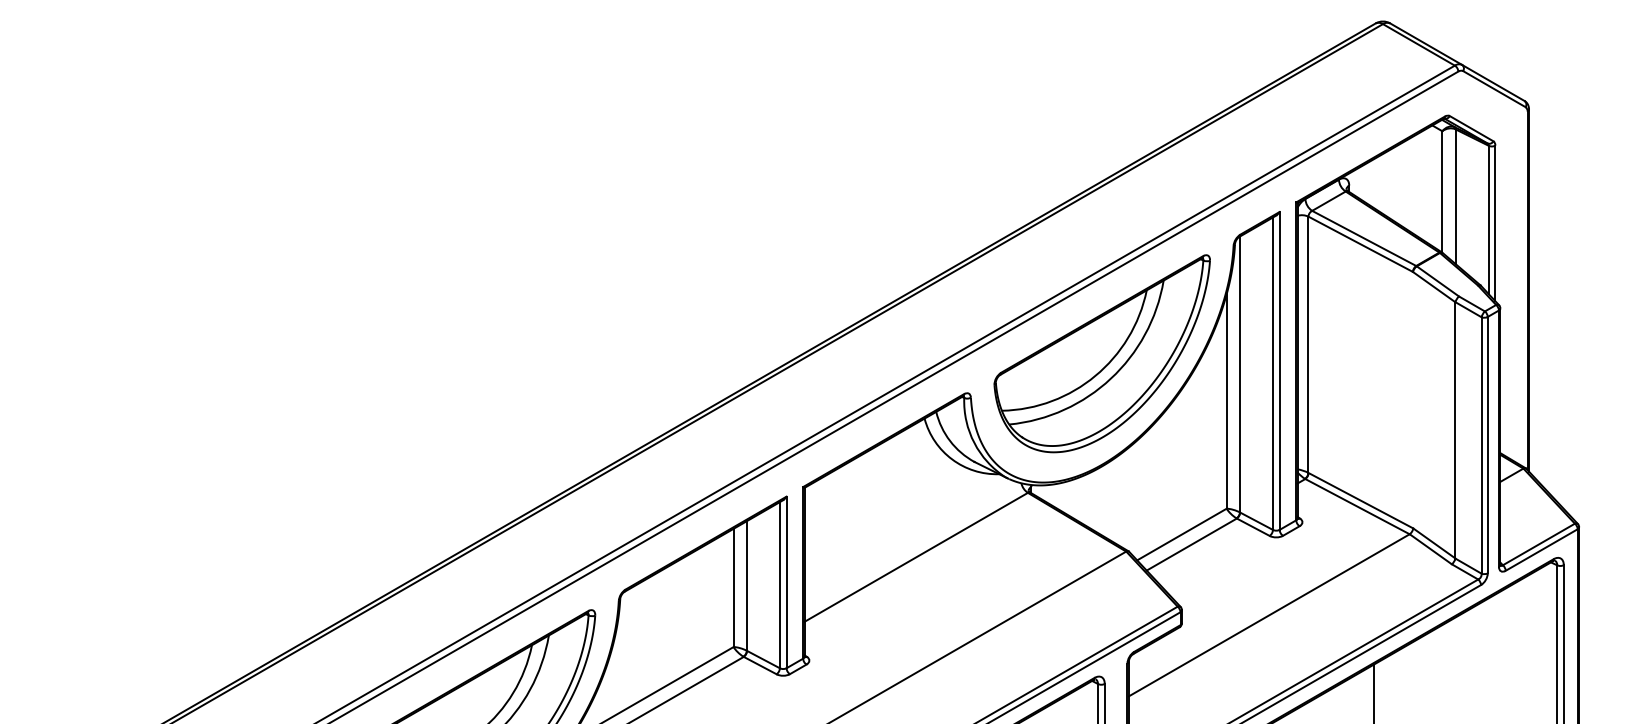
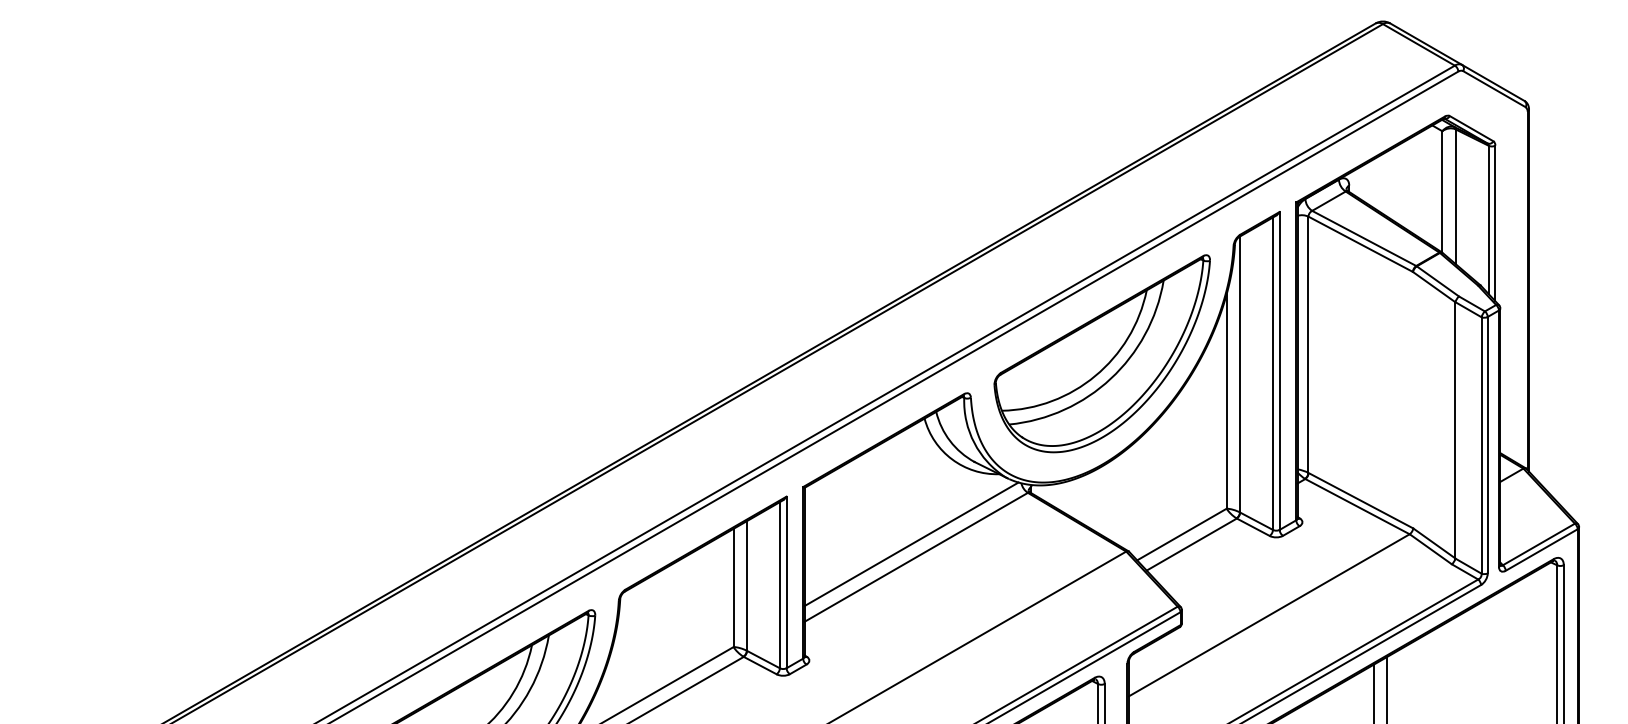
line: none -> present (911, 544)
line: none -> present (1387, 688)
